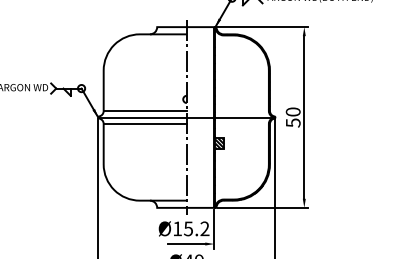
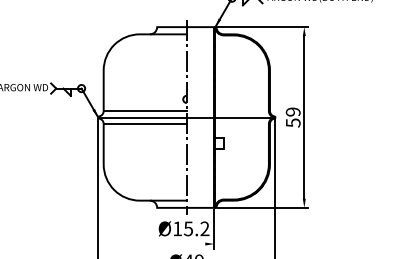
text: 50 -> 59 (293, 111)
hatch: present -> none (219, 143)
line: present -> none (186, 244)
